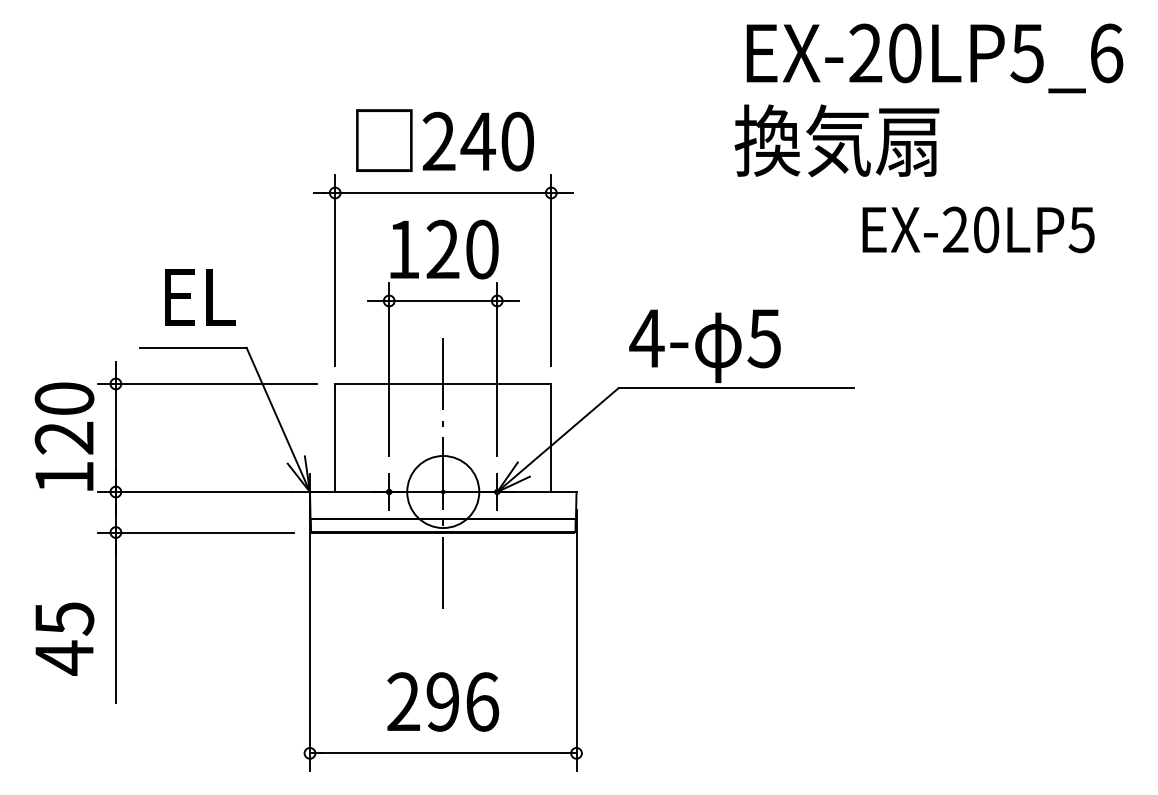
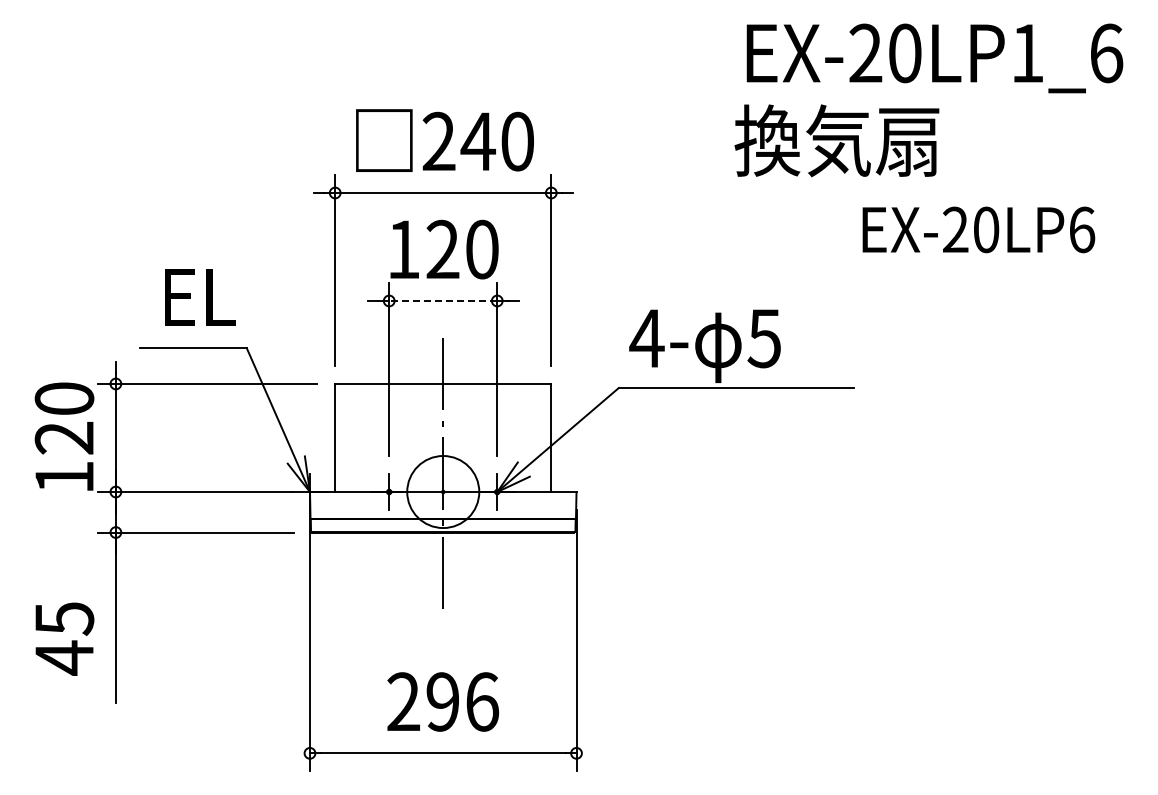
text: EX-20LP5_6 -> EX-20LP1_6 (1026, 53)
text: EX-20LP5 -> EX-20LP6 (1081, 229)
line: solid -> dashed (442, 300)
